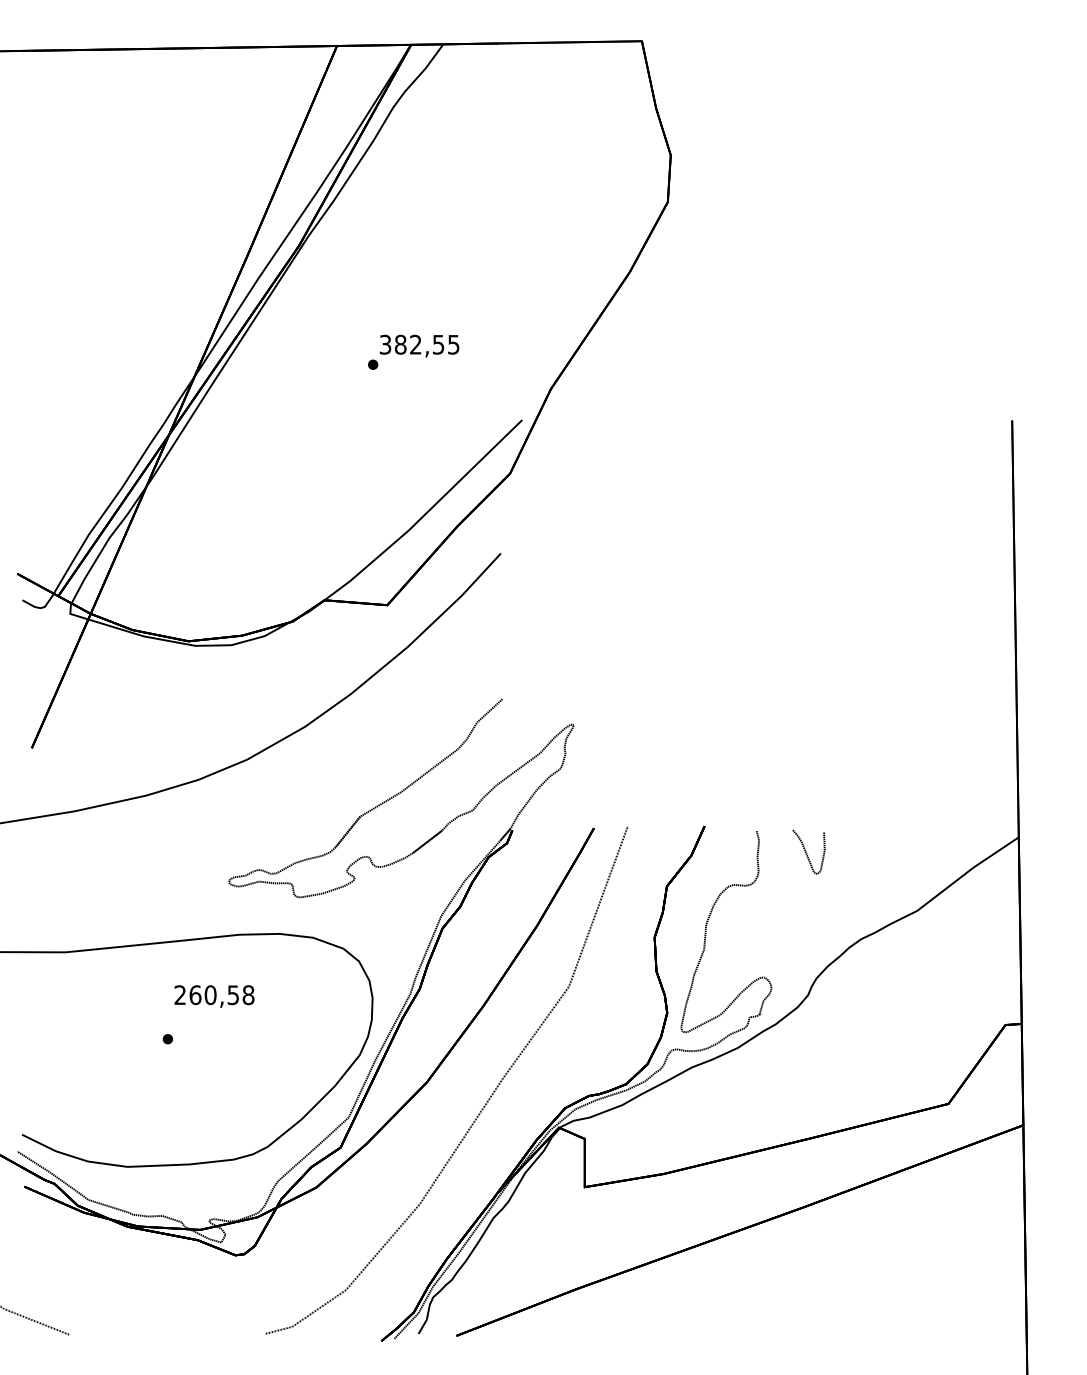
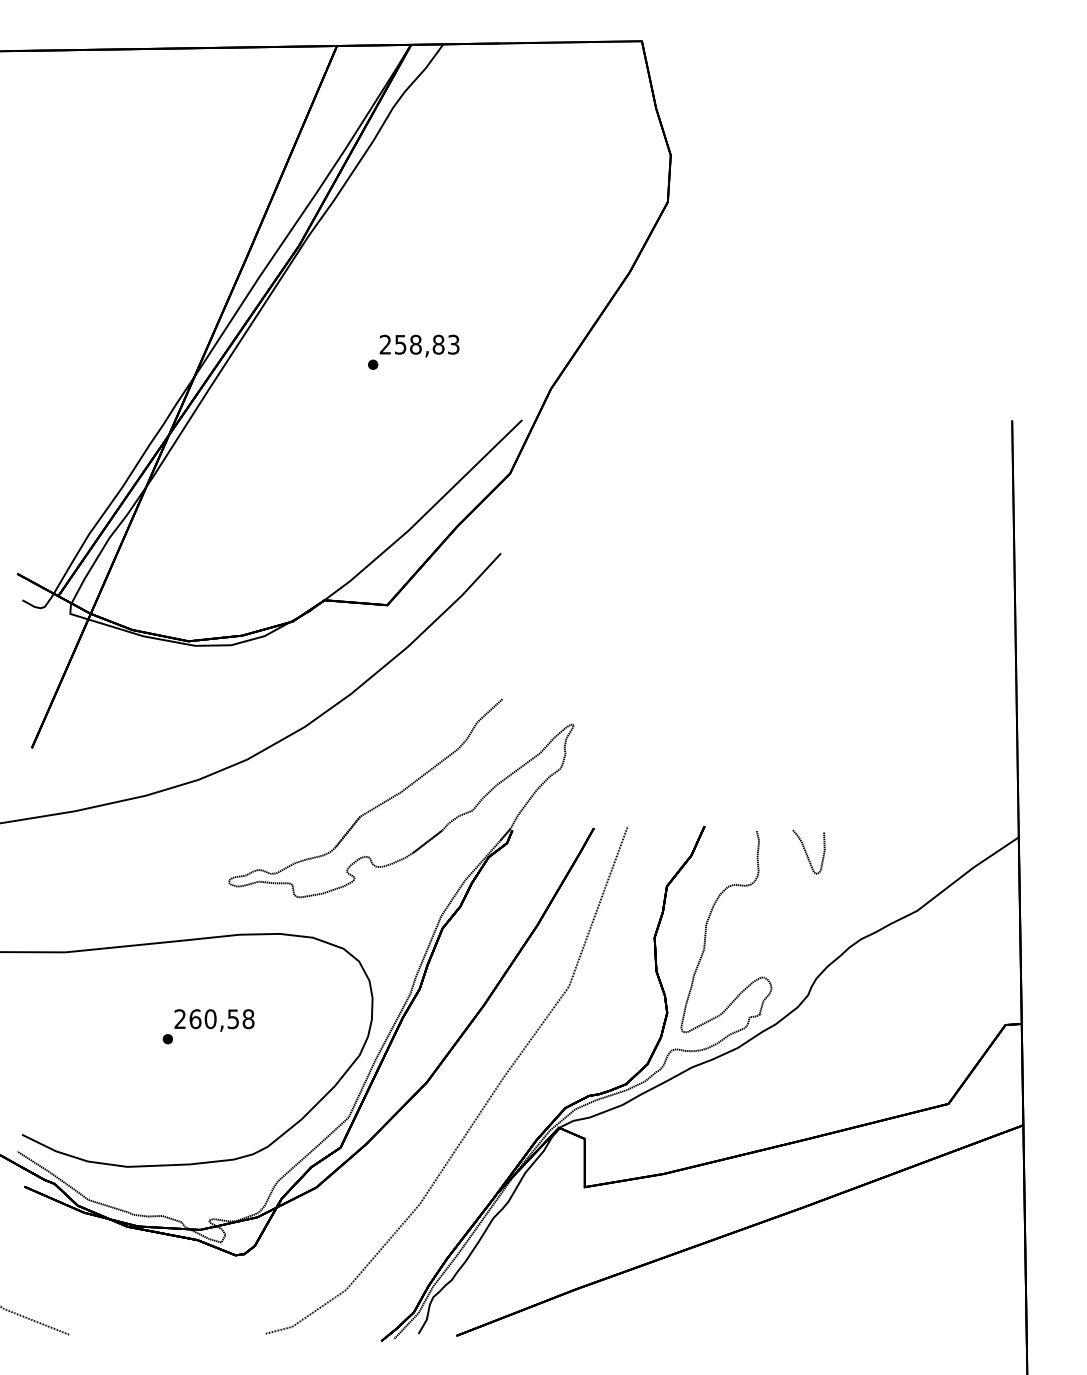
text: 382,55 -> 258,83 (419, 344)
text position: (214, 996) -> (214, 1020) (214, 1020)
